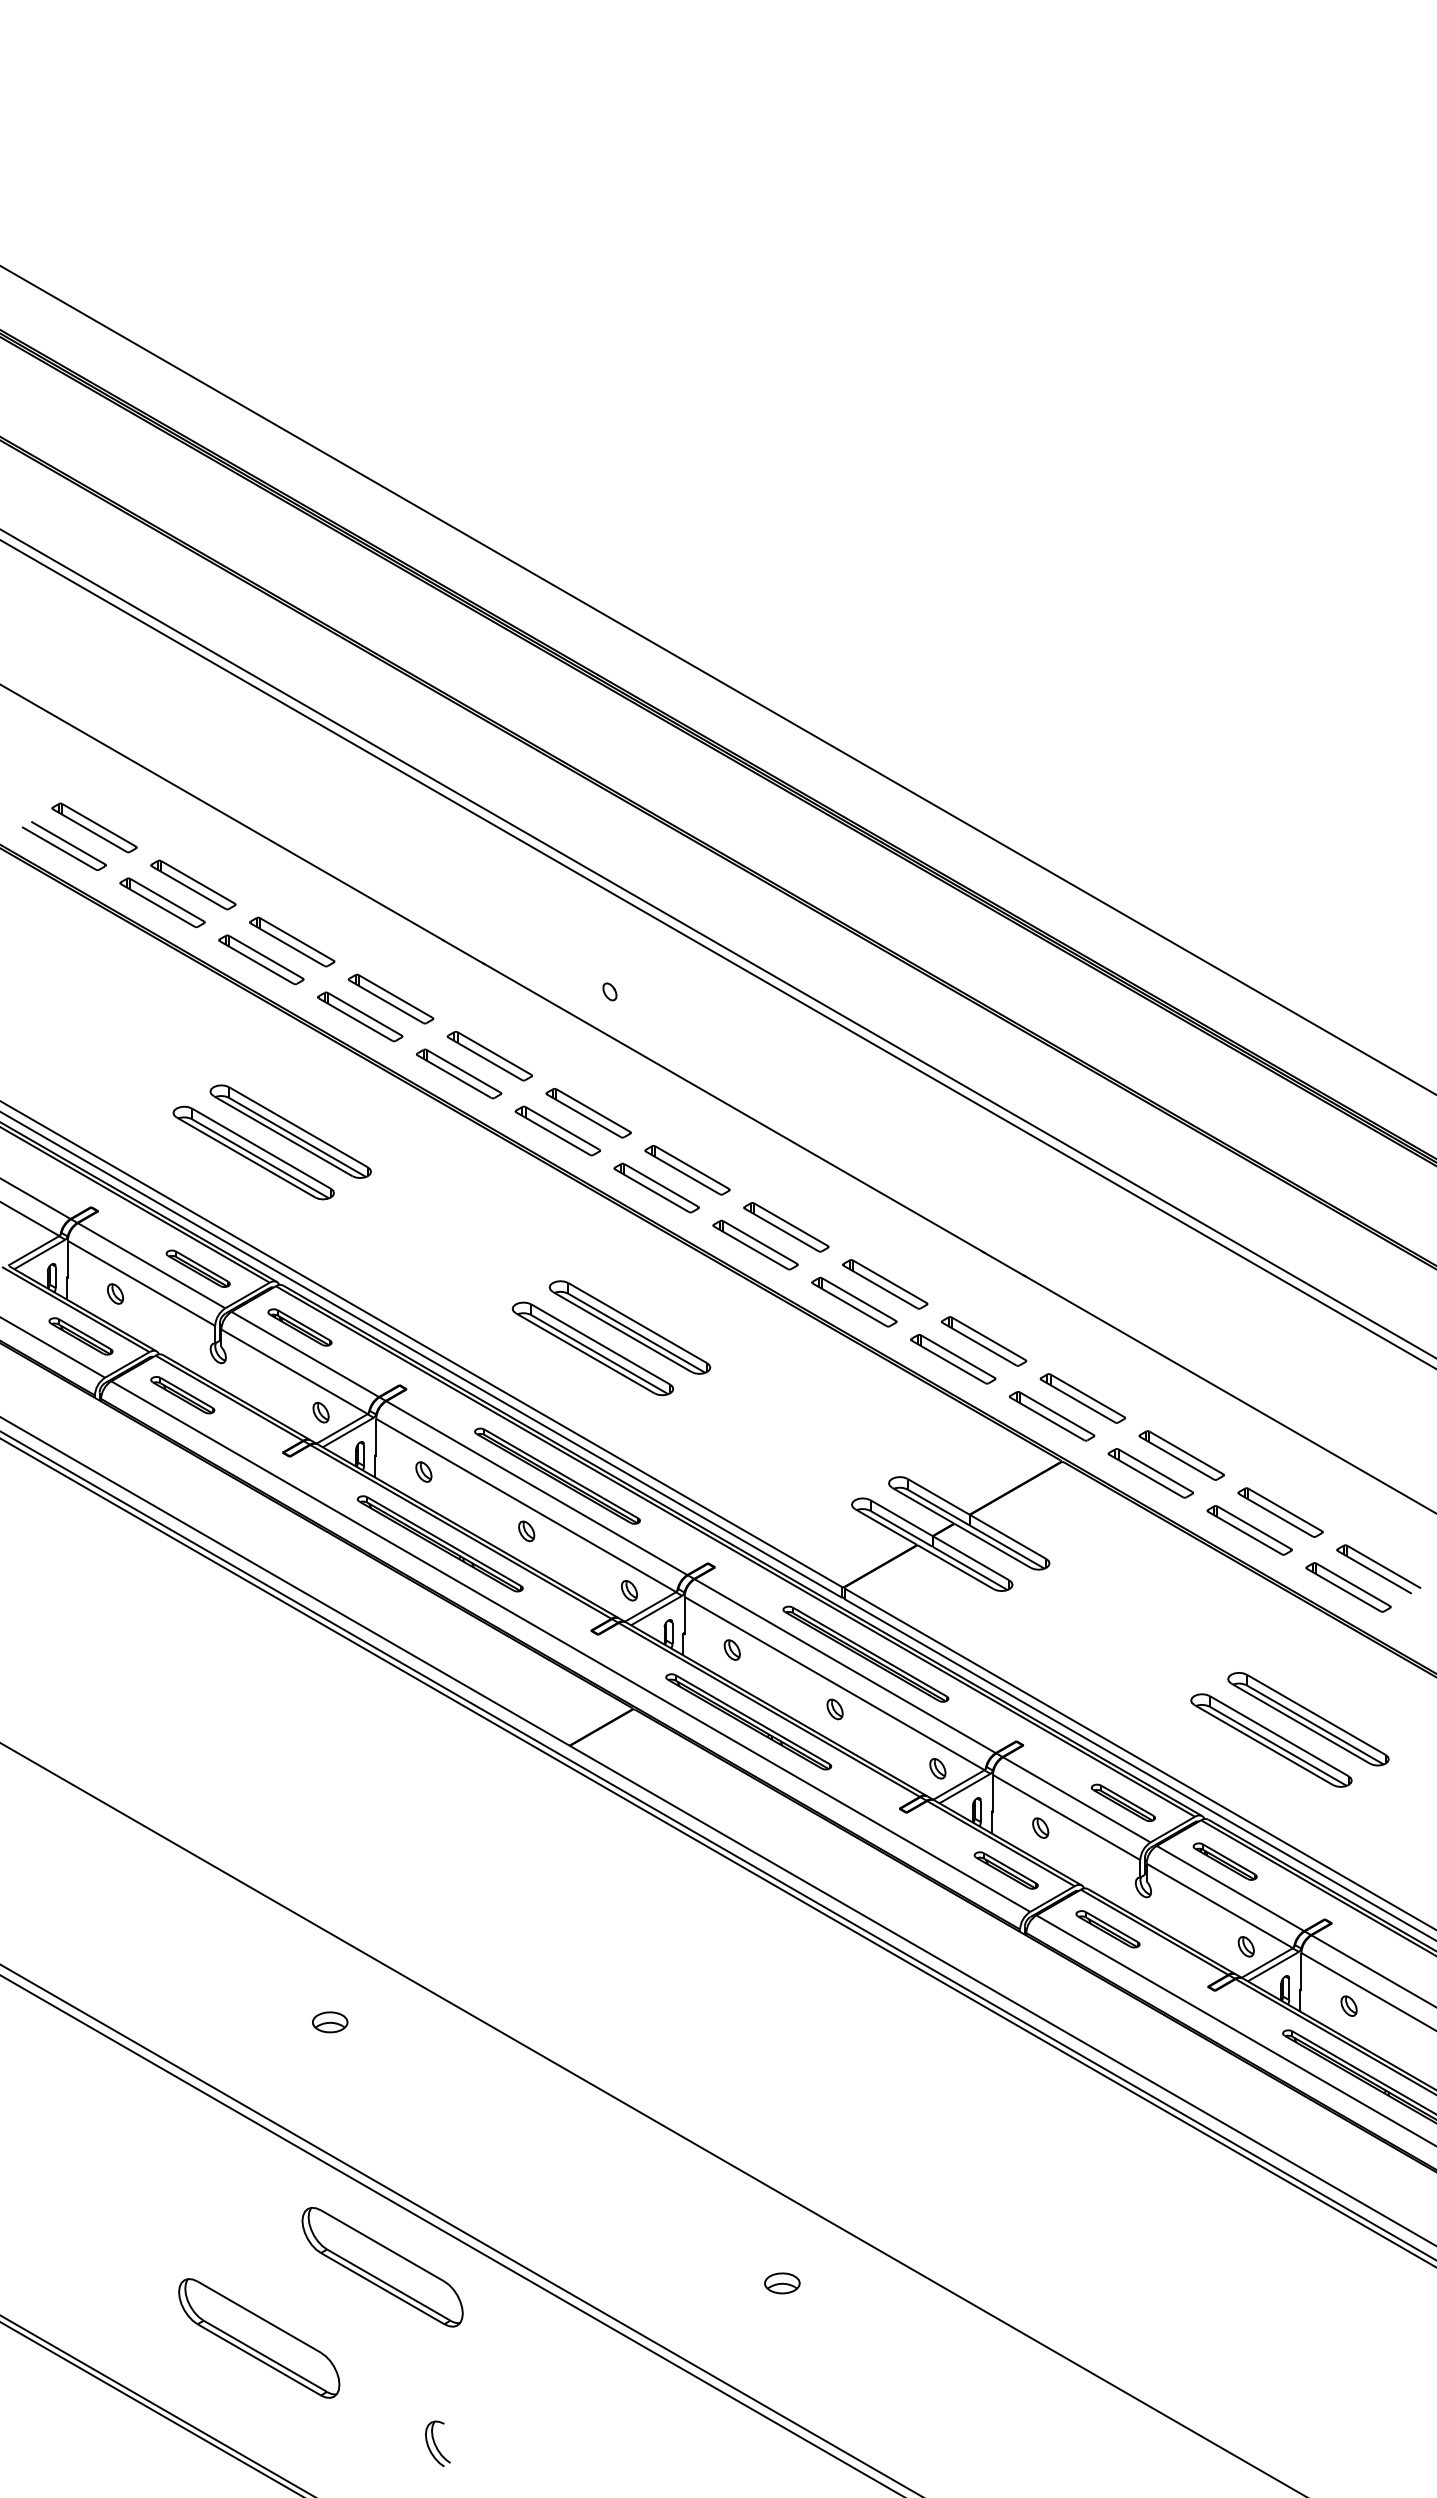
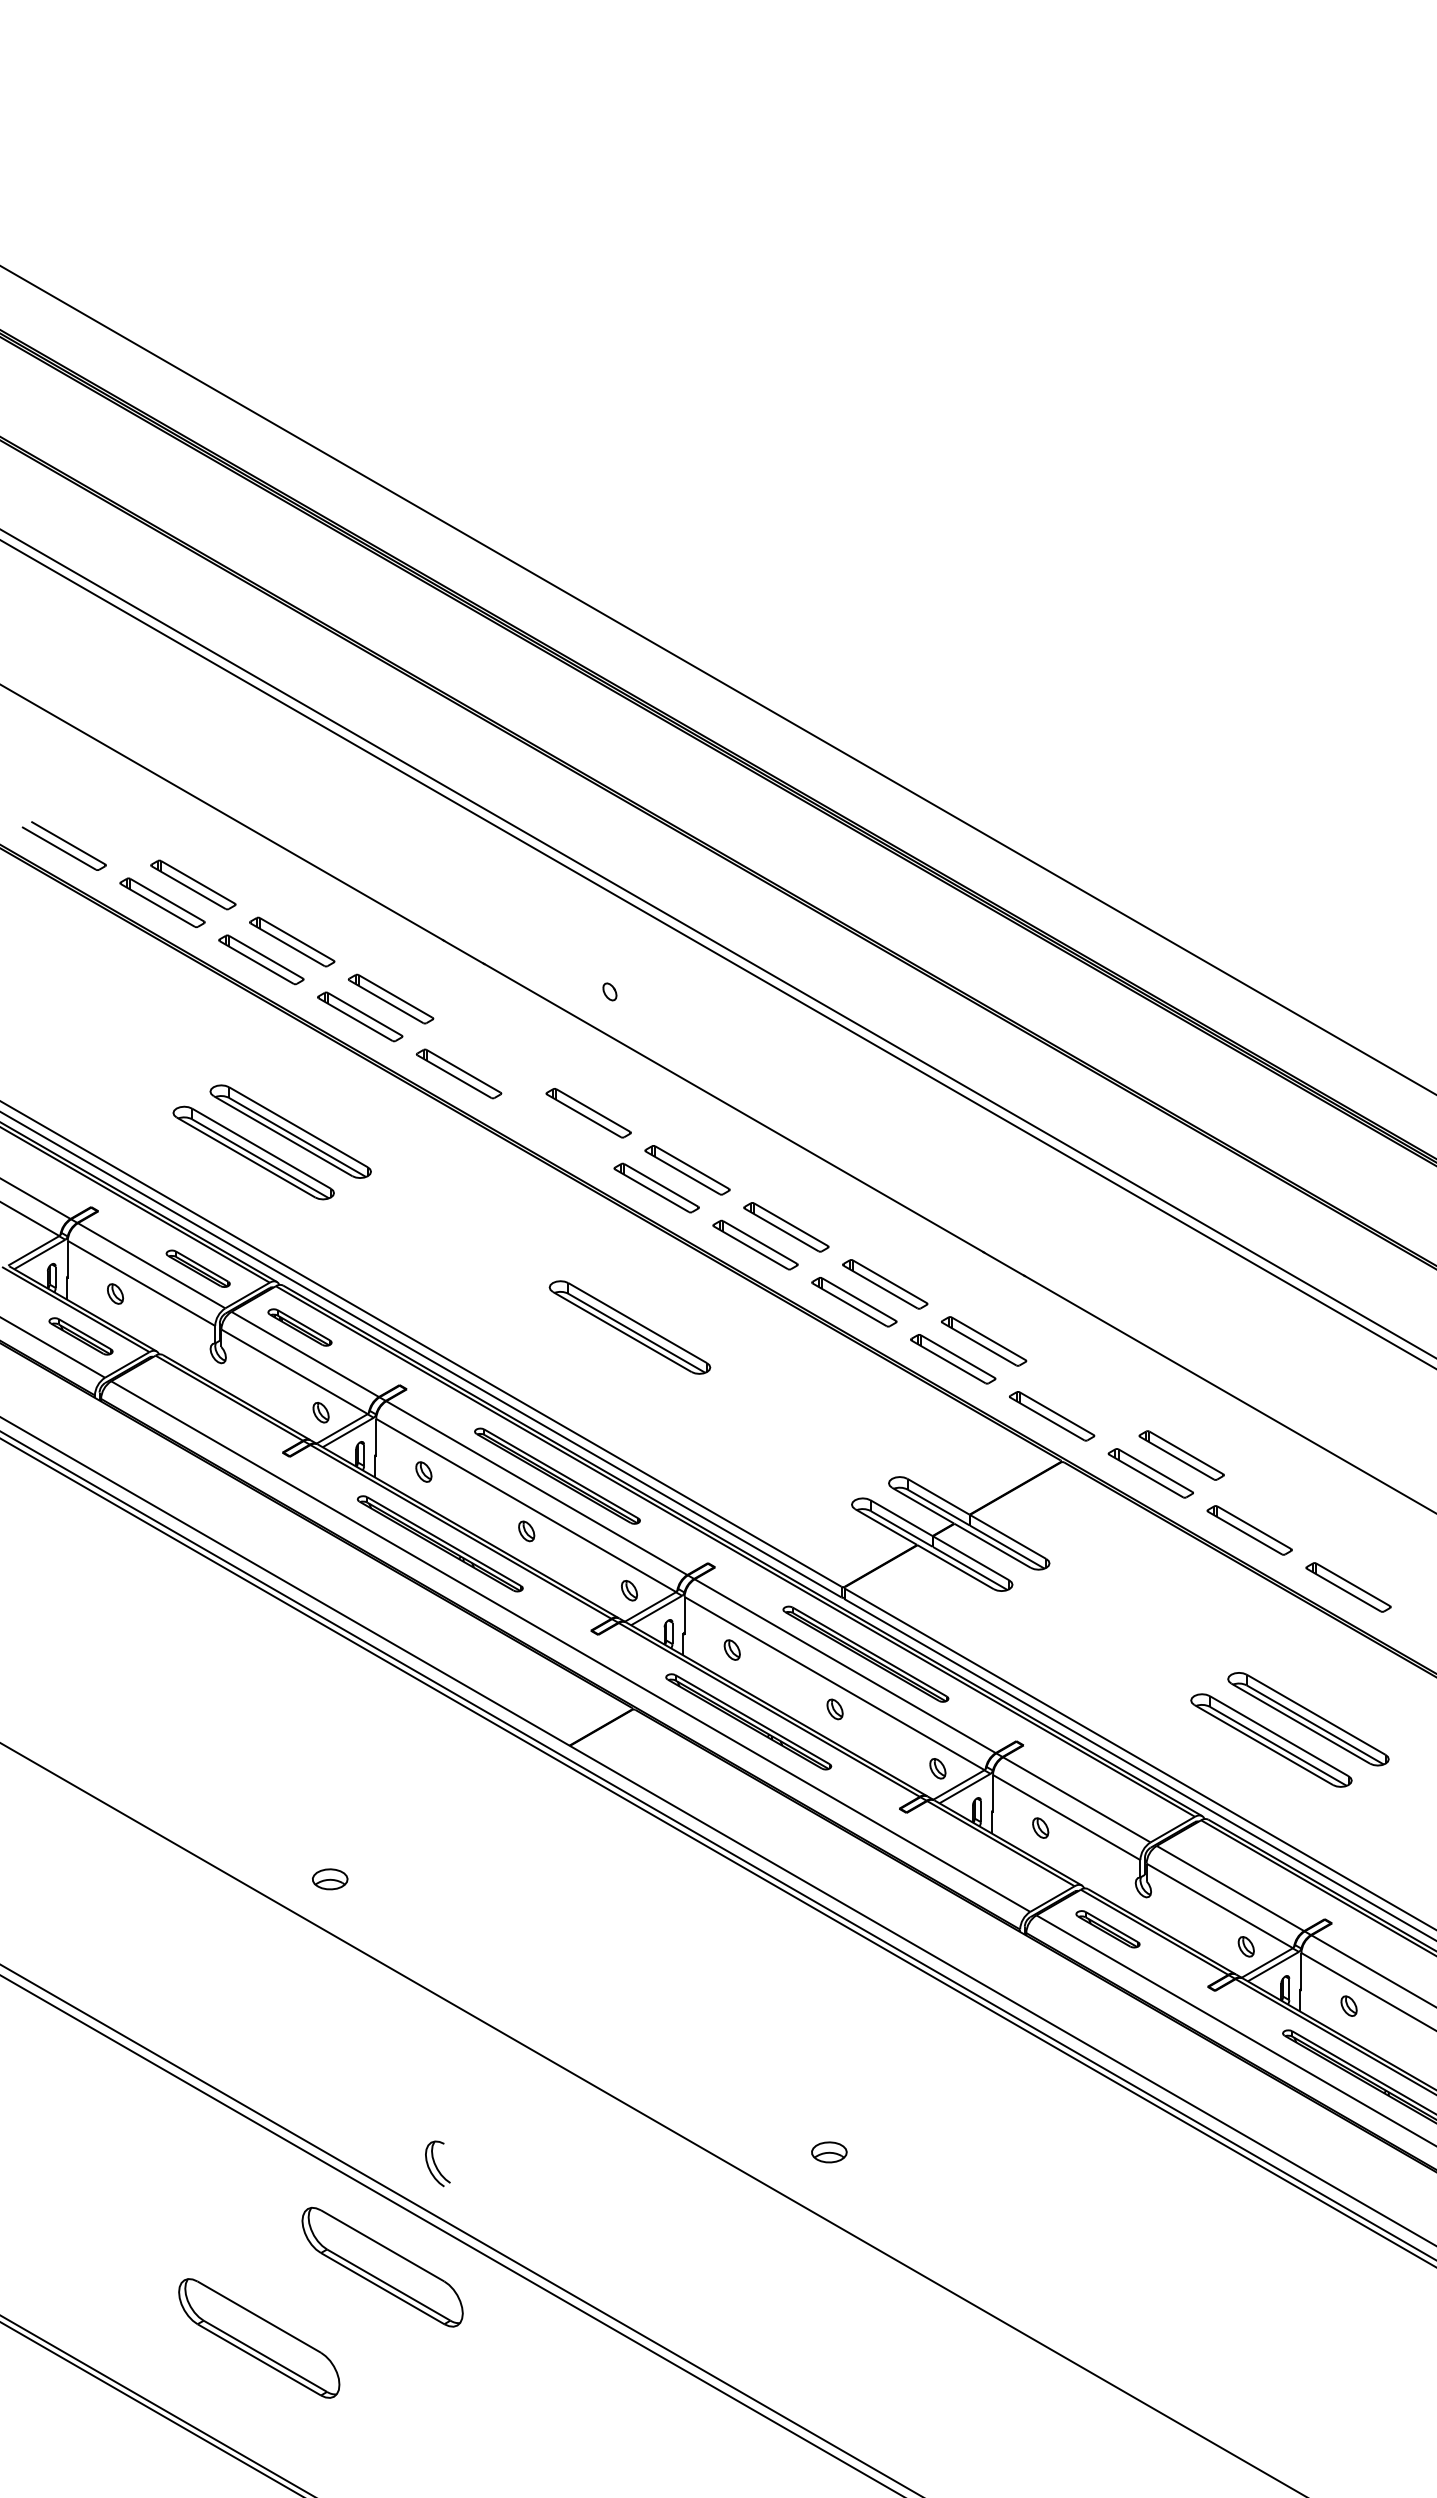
part: present -> none (94, 827)
part: present -> none (489, 1055)
part: present -> none (557, 1130)
part: present -> none (592, 1348)
part: present -> none (182, 1395)
part: present -> none (1082, 1398)
part: present -> none (1280, 1512)
part: present -> none (1378, 1569)
part: present -> none (1122, 1802)
part: present -> none (1224, 1861)
part: present -> none (1005, 1870)
part position: (330, 2022) -> (330, 1879) (330, 1879)
part position: (782, 2283) -> (829, 2152) (829, 2152)
part position: (437, 2443) -> (437, 2163) (437, 2163)
